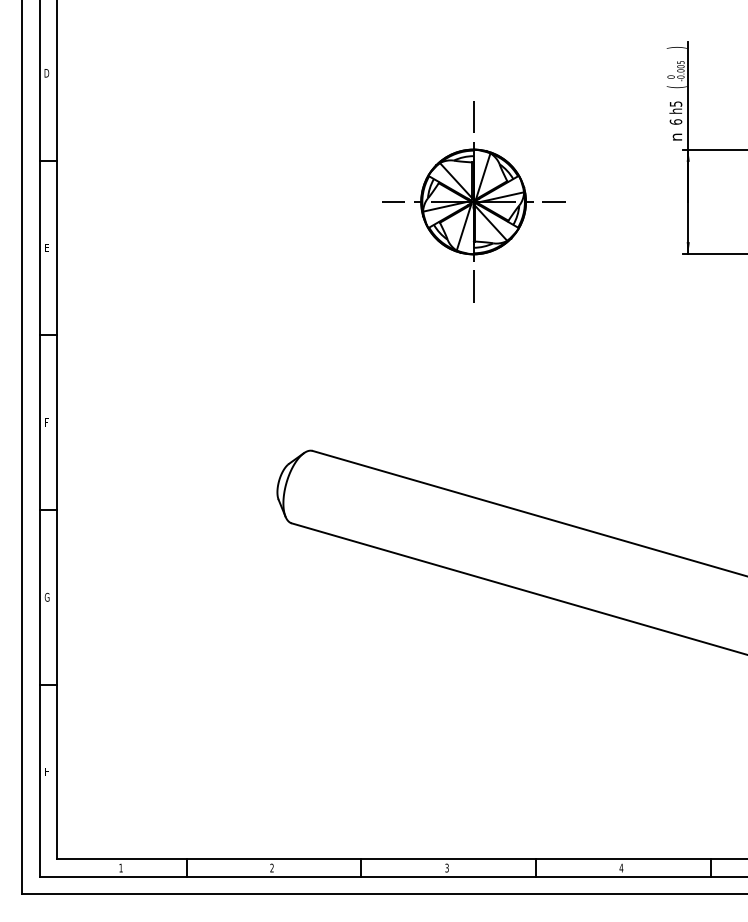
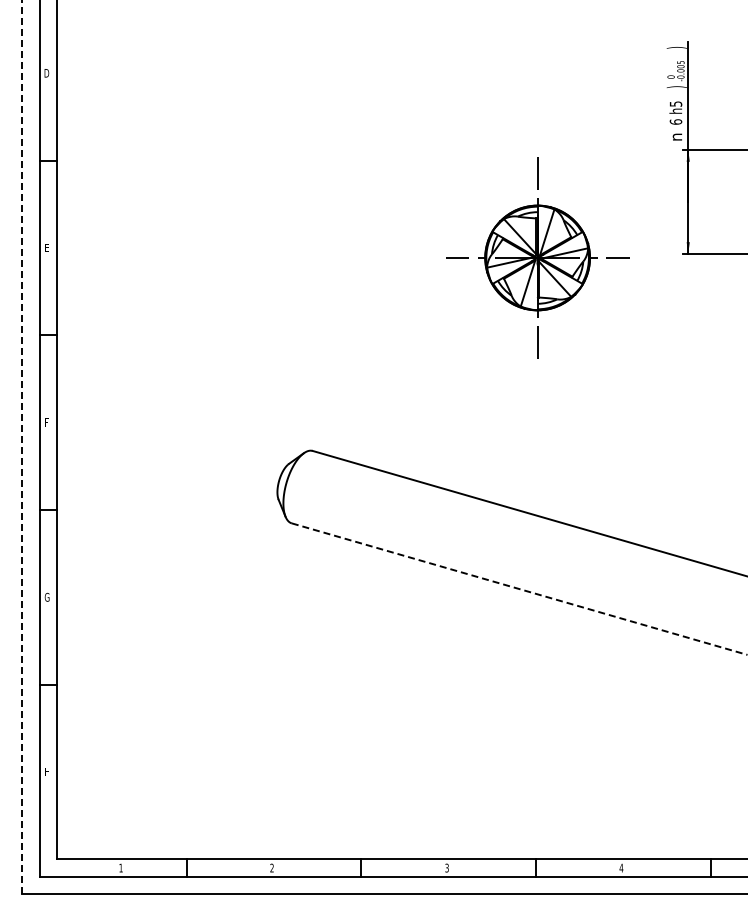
text: ( -> ) (676, 87)
part position: (473, 201) -> (537, 257) (537, 257)
line: solid -> dashed (22, 447)
line: solid -> dashed (520, 589)
